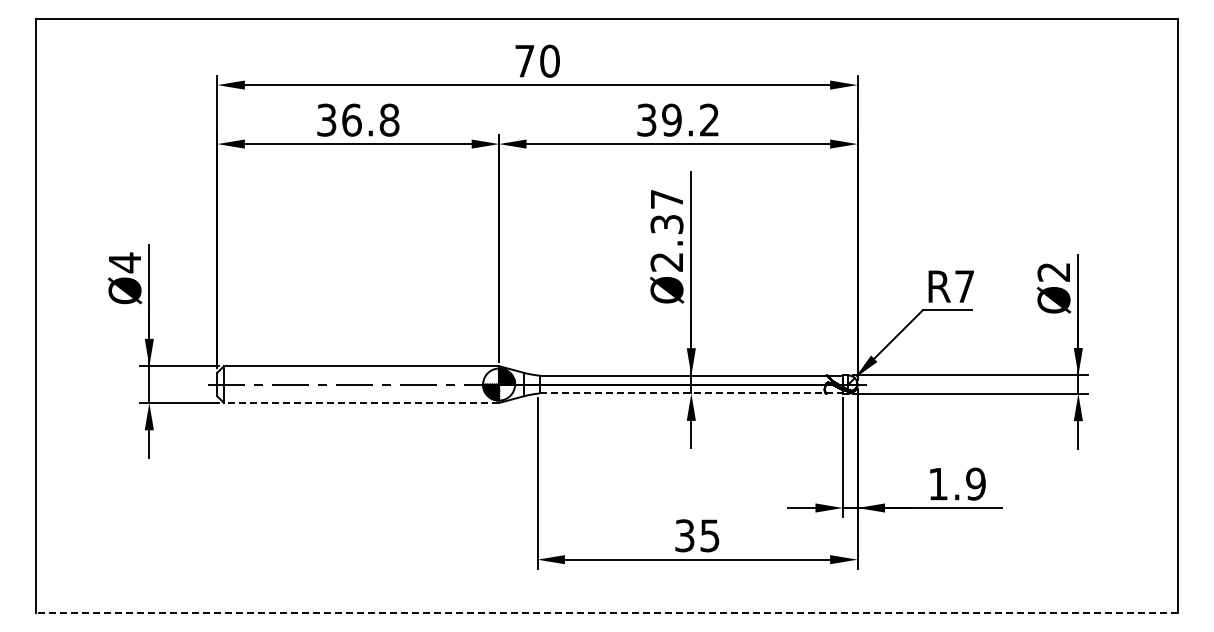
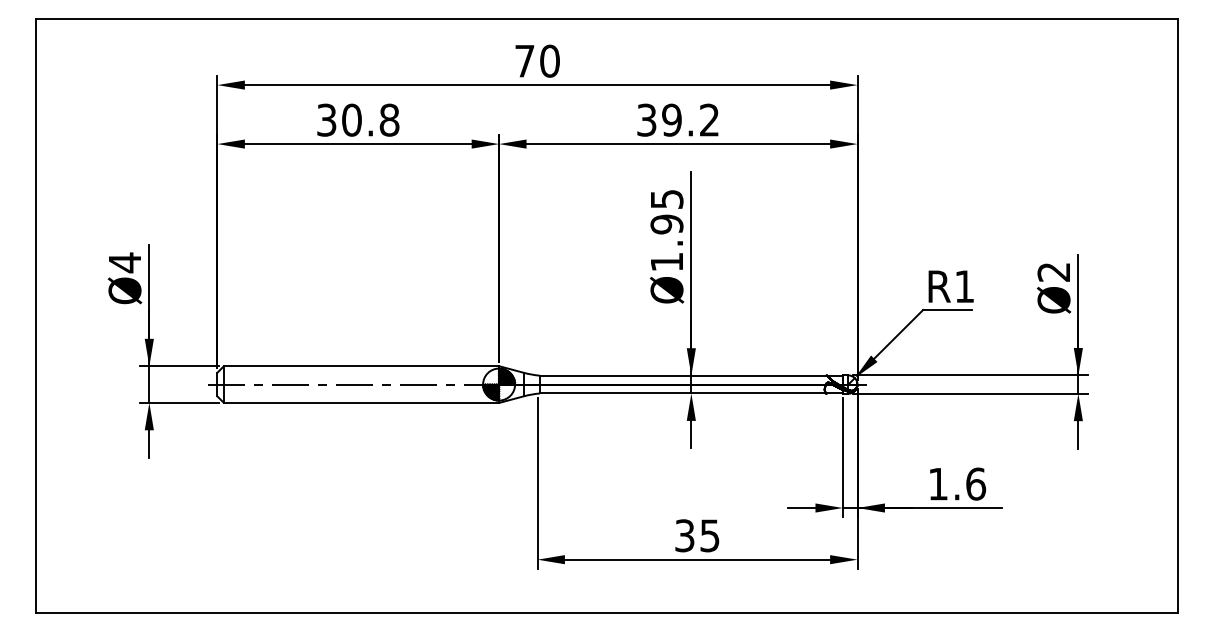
text: 36.8 -> 30.8 (351, 119)
text: Ø2.37 -> Ø1.95 (666, 230)
text: R7 -> R1 (964, 286)
line: dashed -> solid (691, 393)
line: dashed -> solid (361, 402)
text: 1.9 -> 1.6 (976, 483)
line: dashed -> solid (606, 613)
